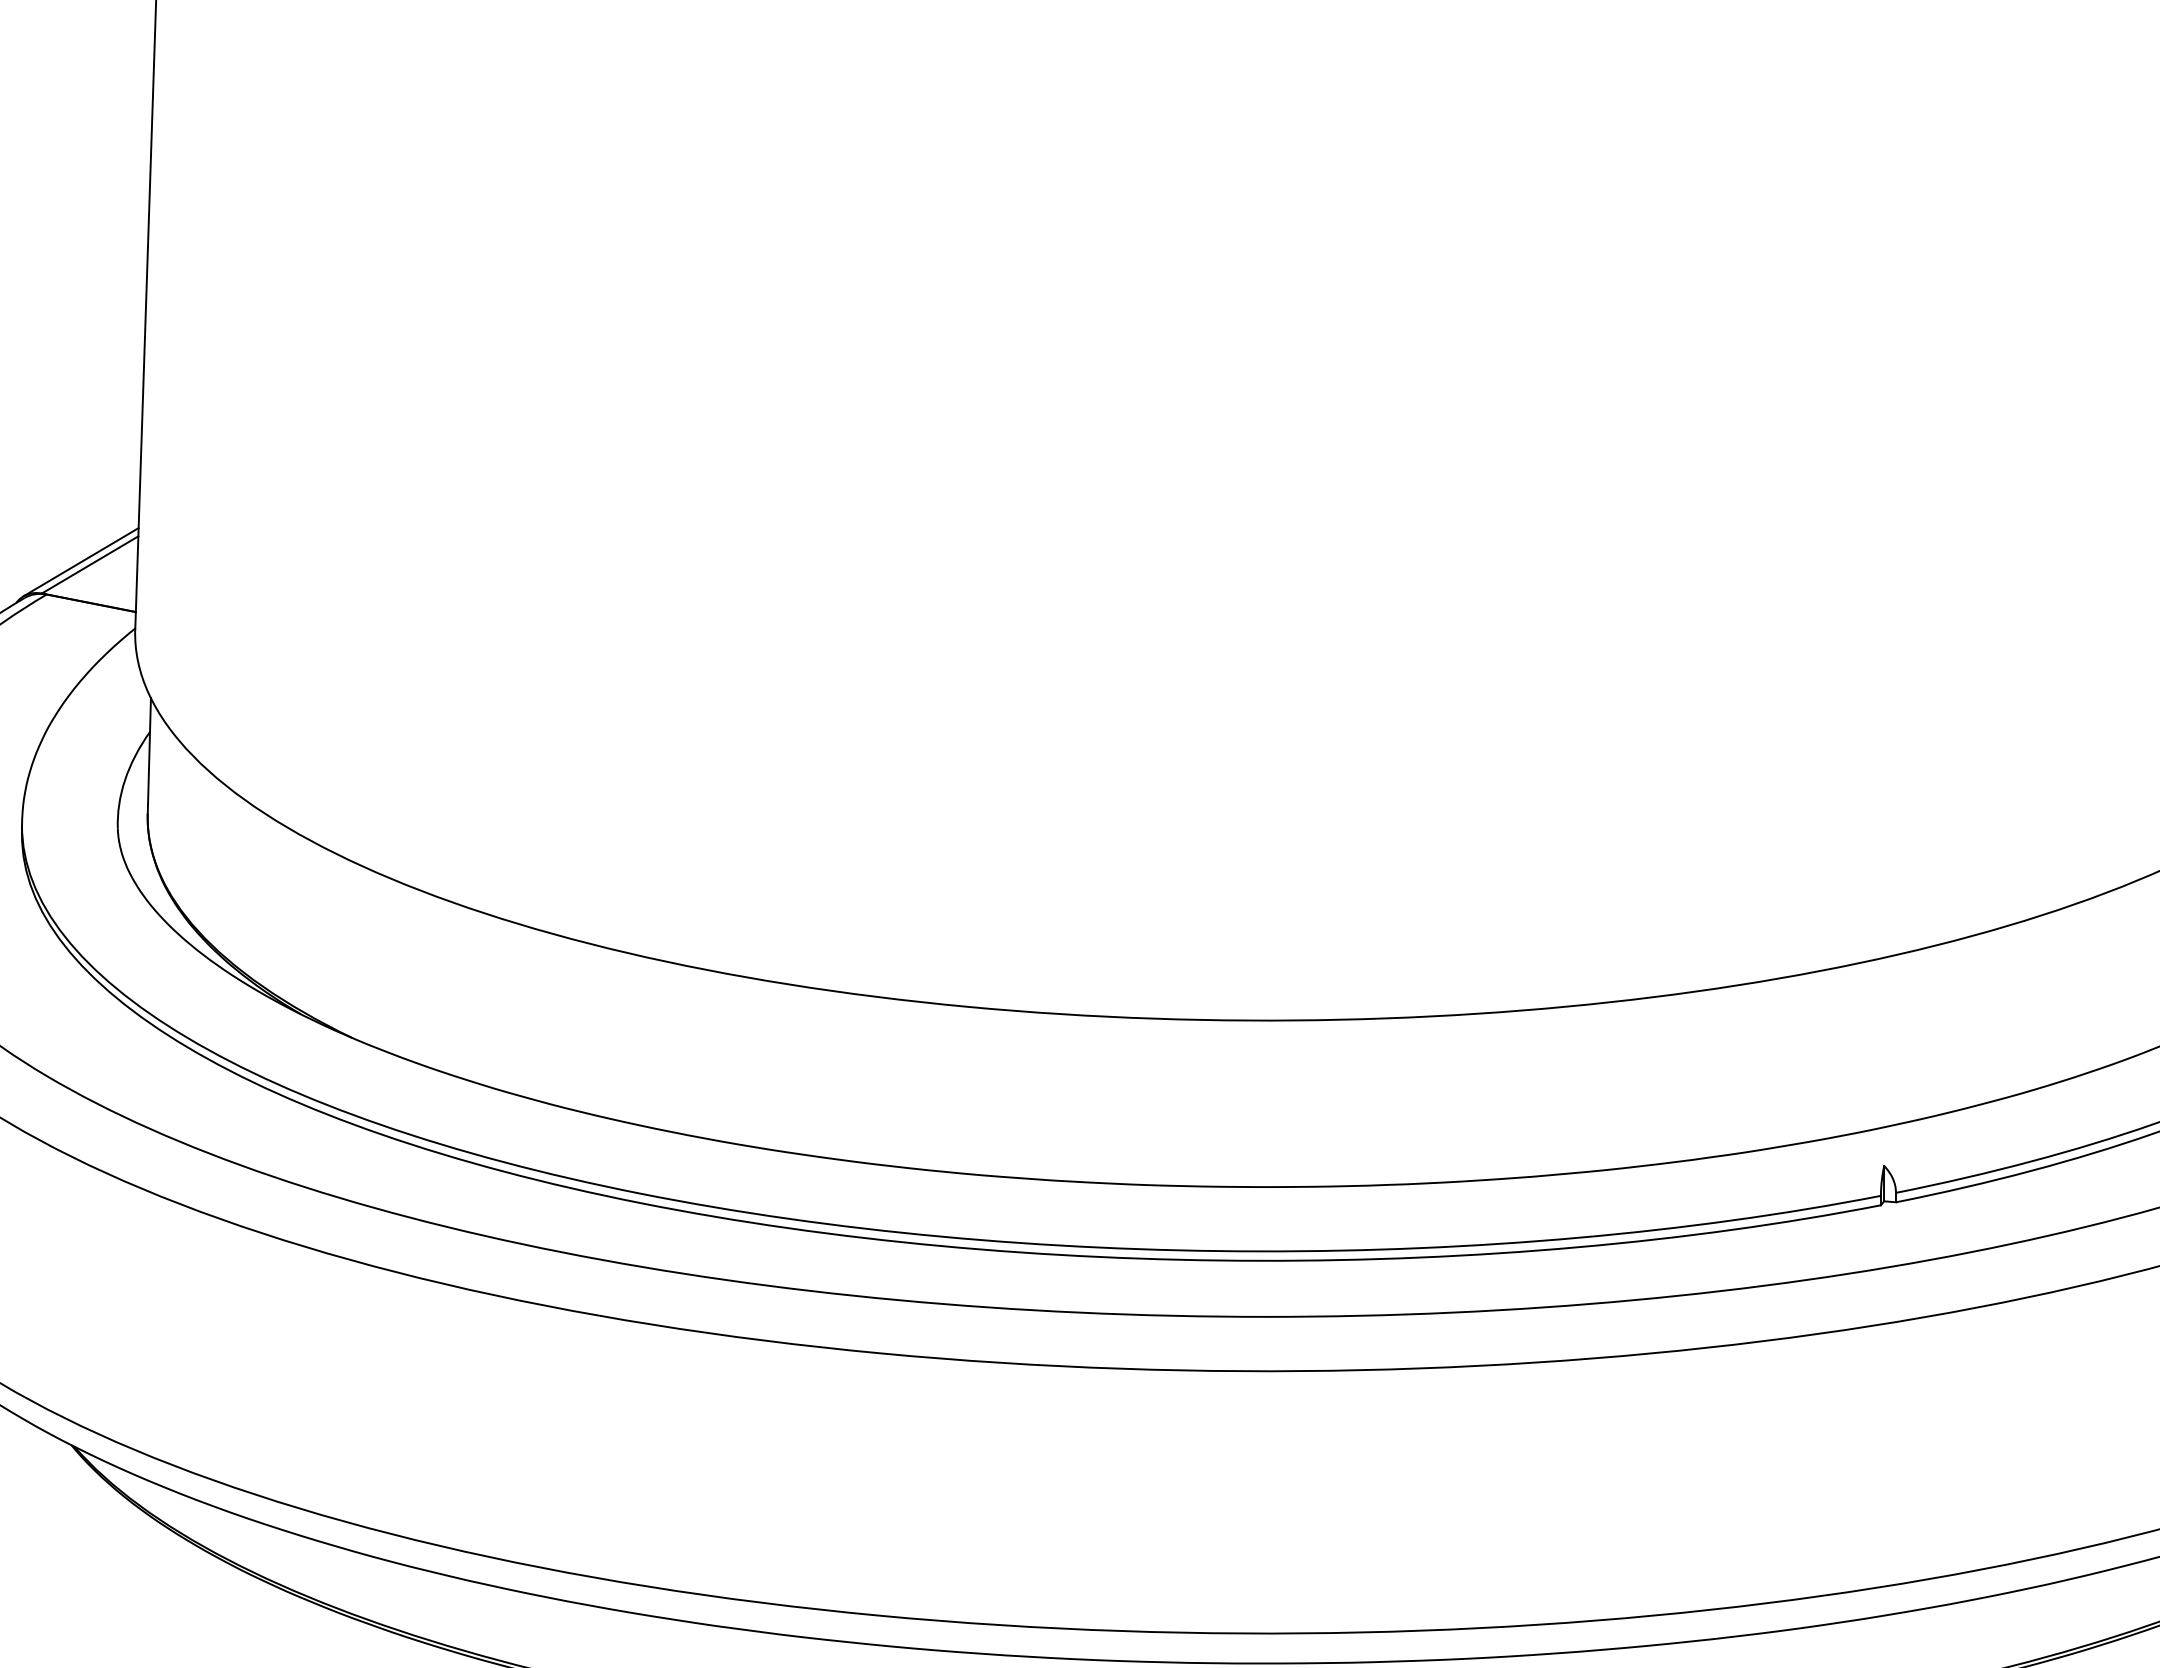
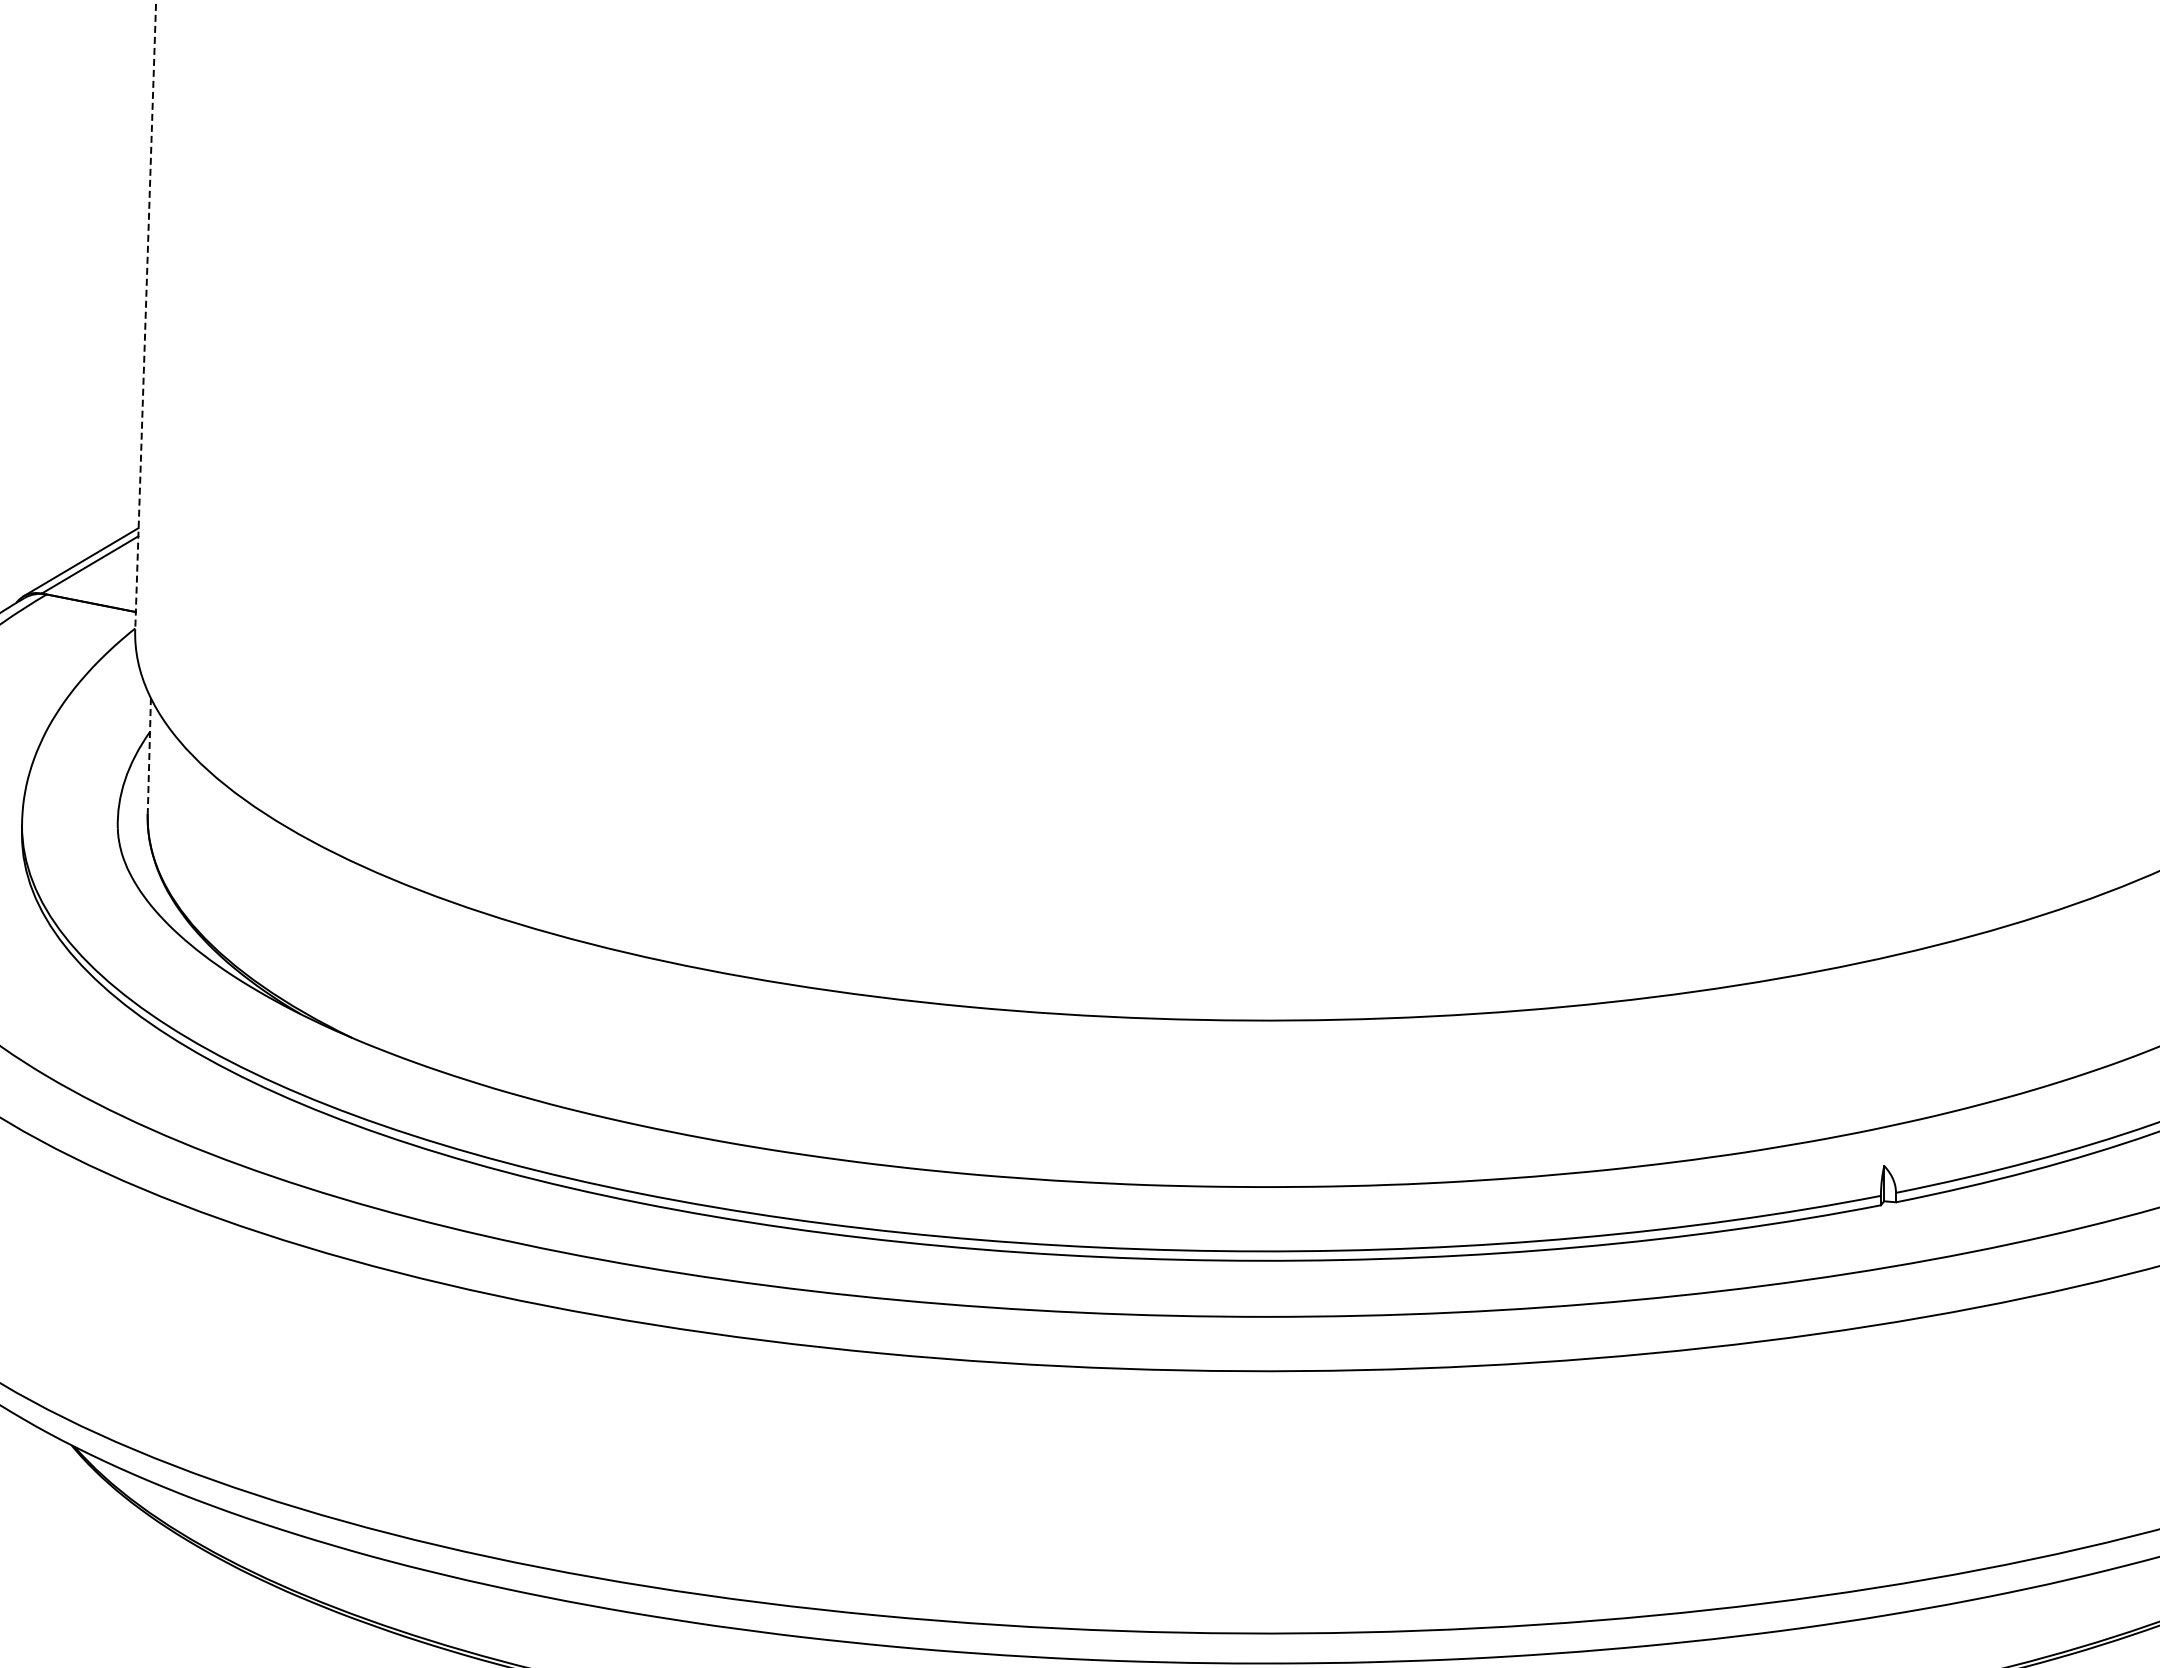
line: solid -> dashed (145, 315)
line: solid -> dashed (149, 755)
